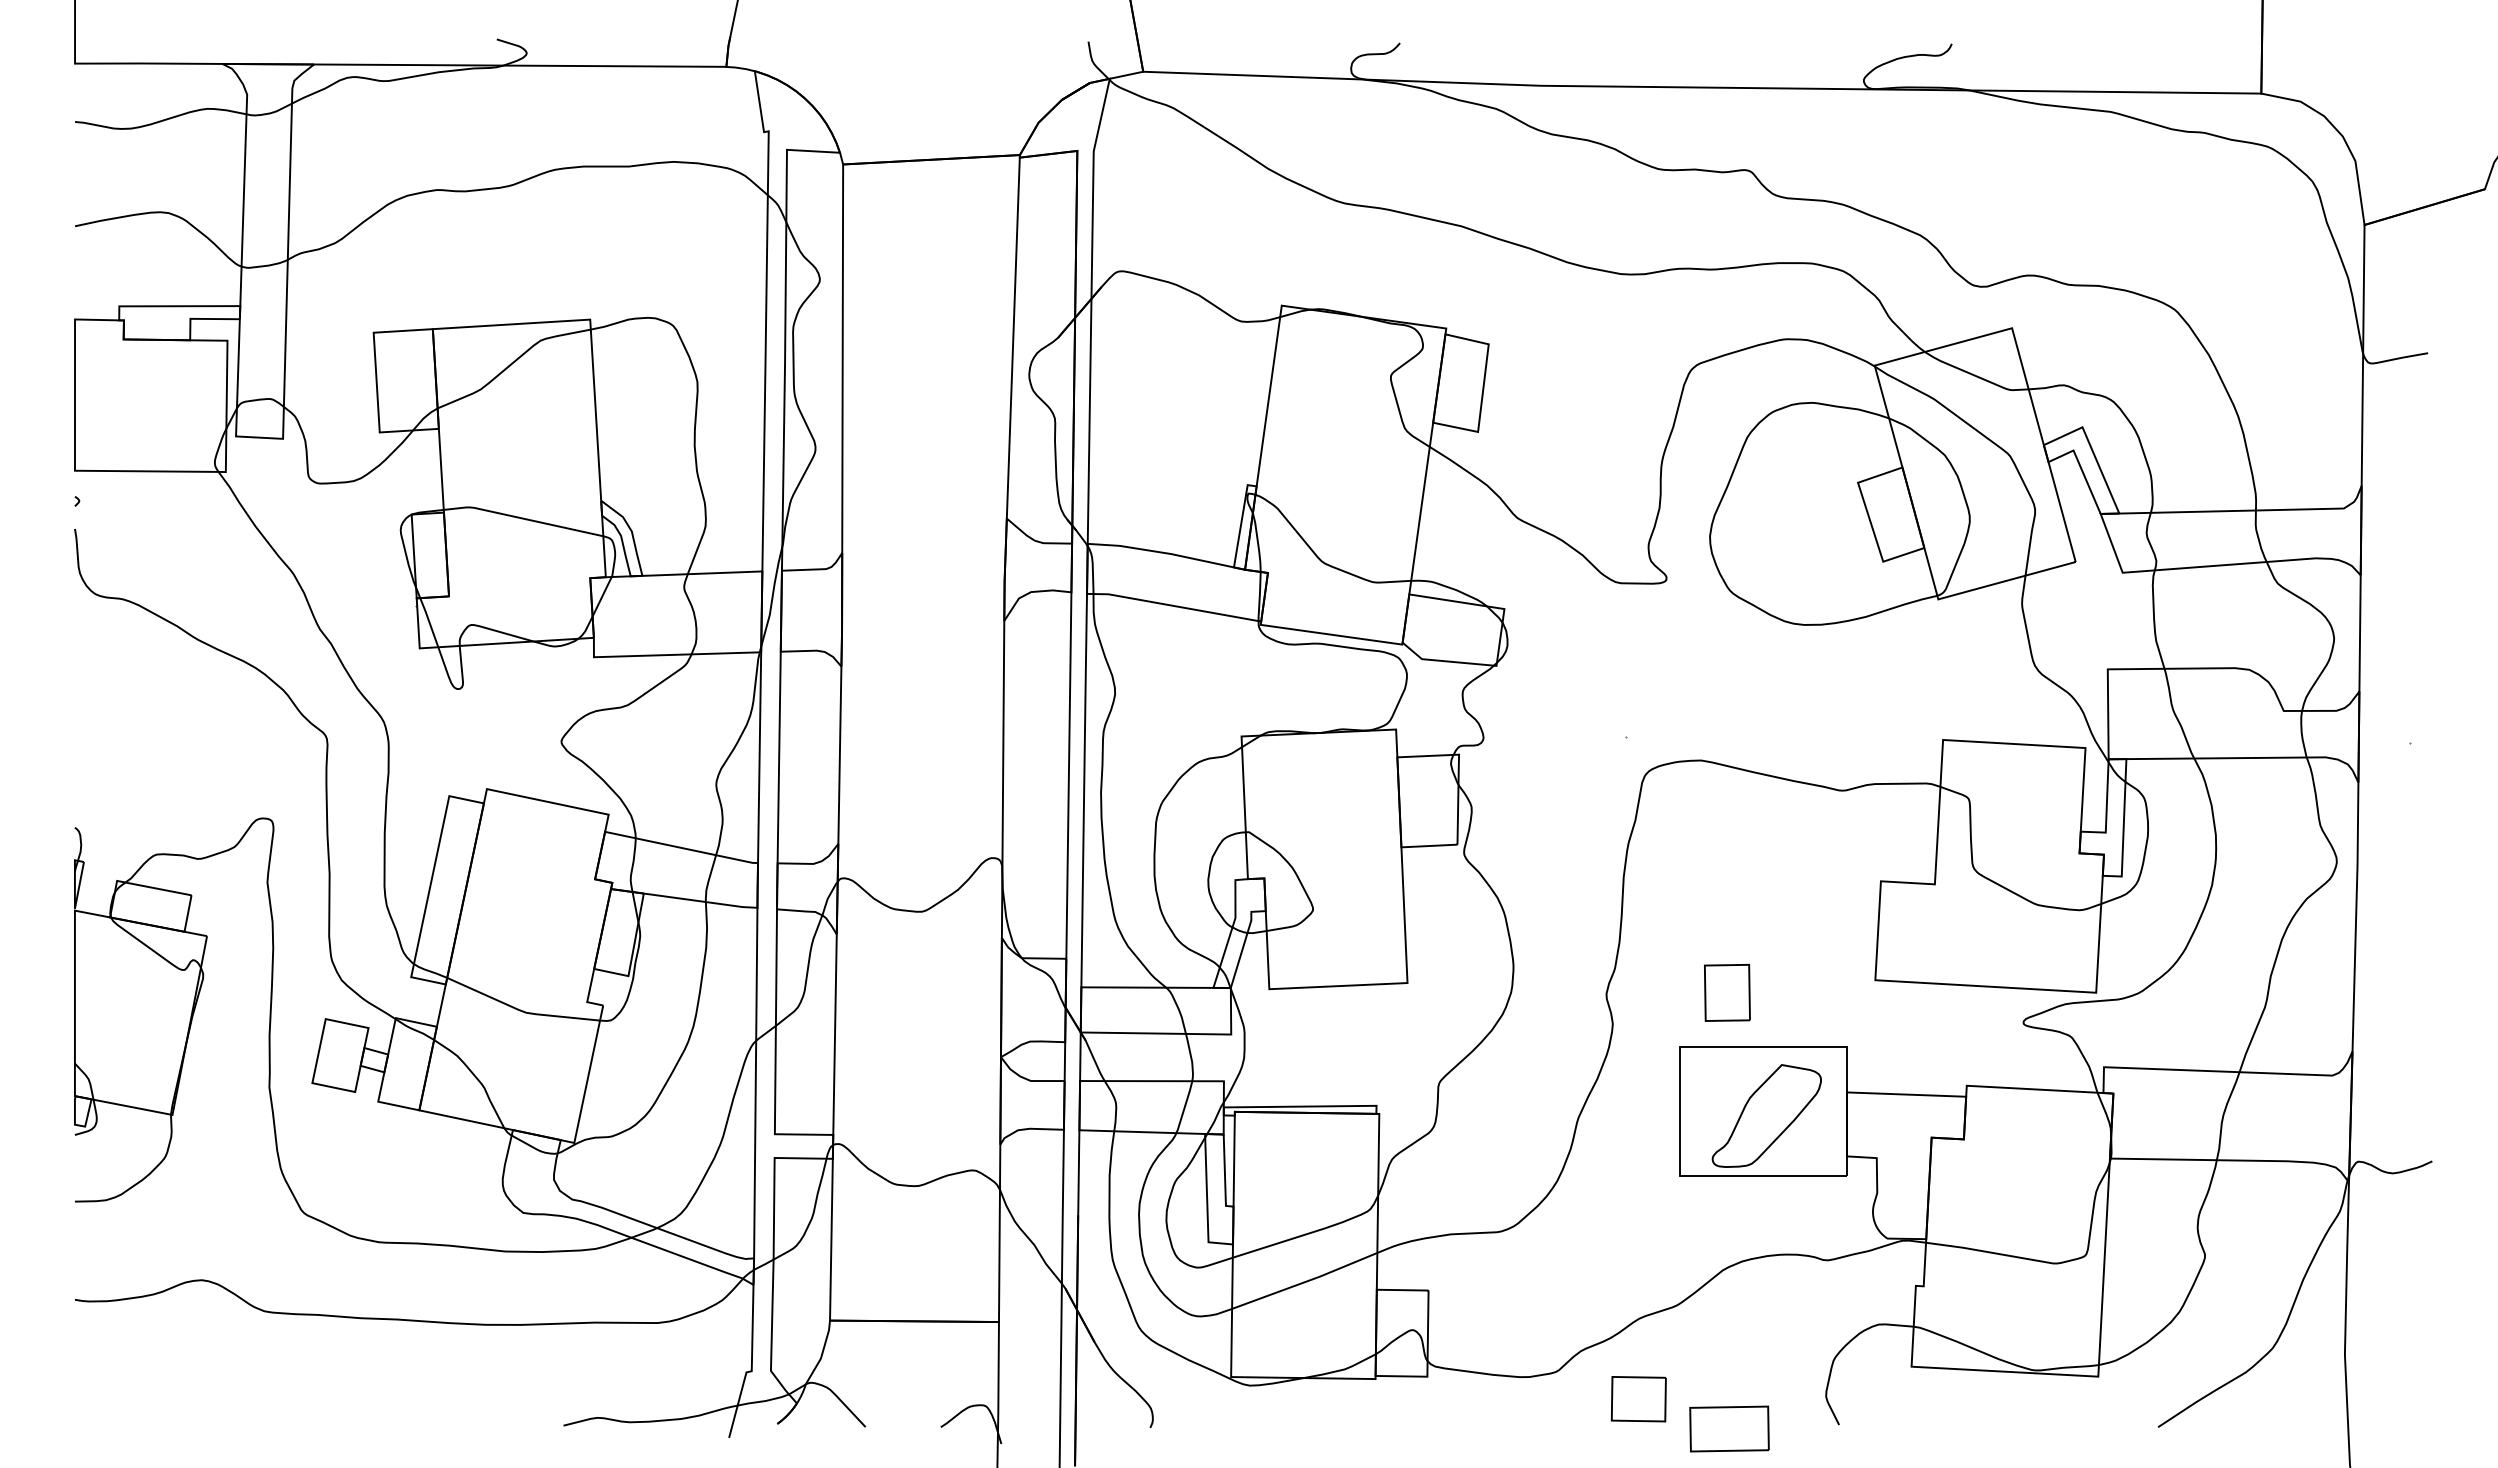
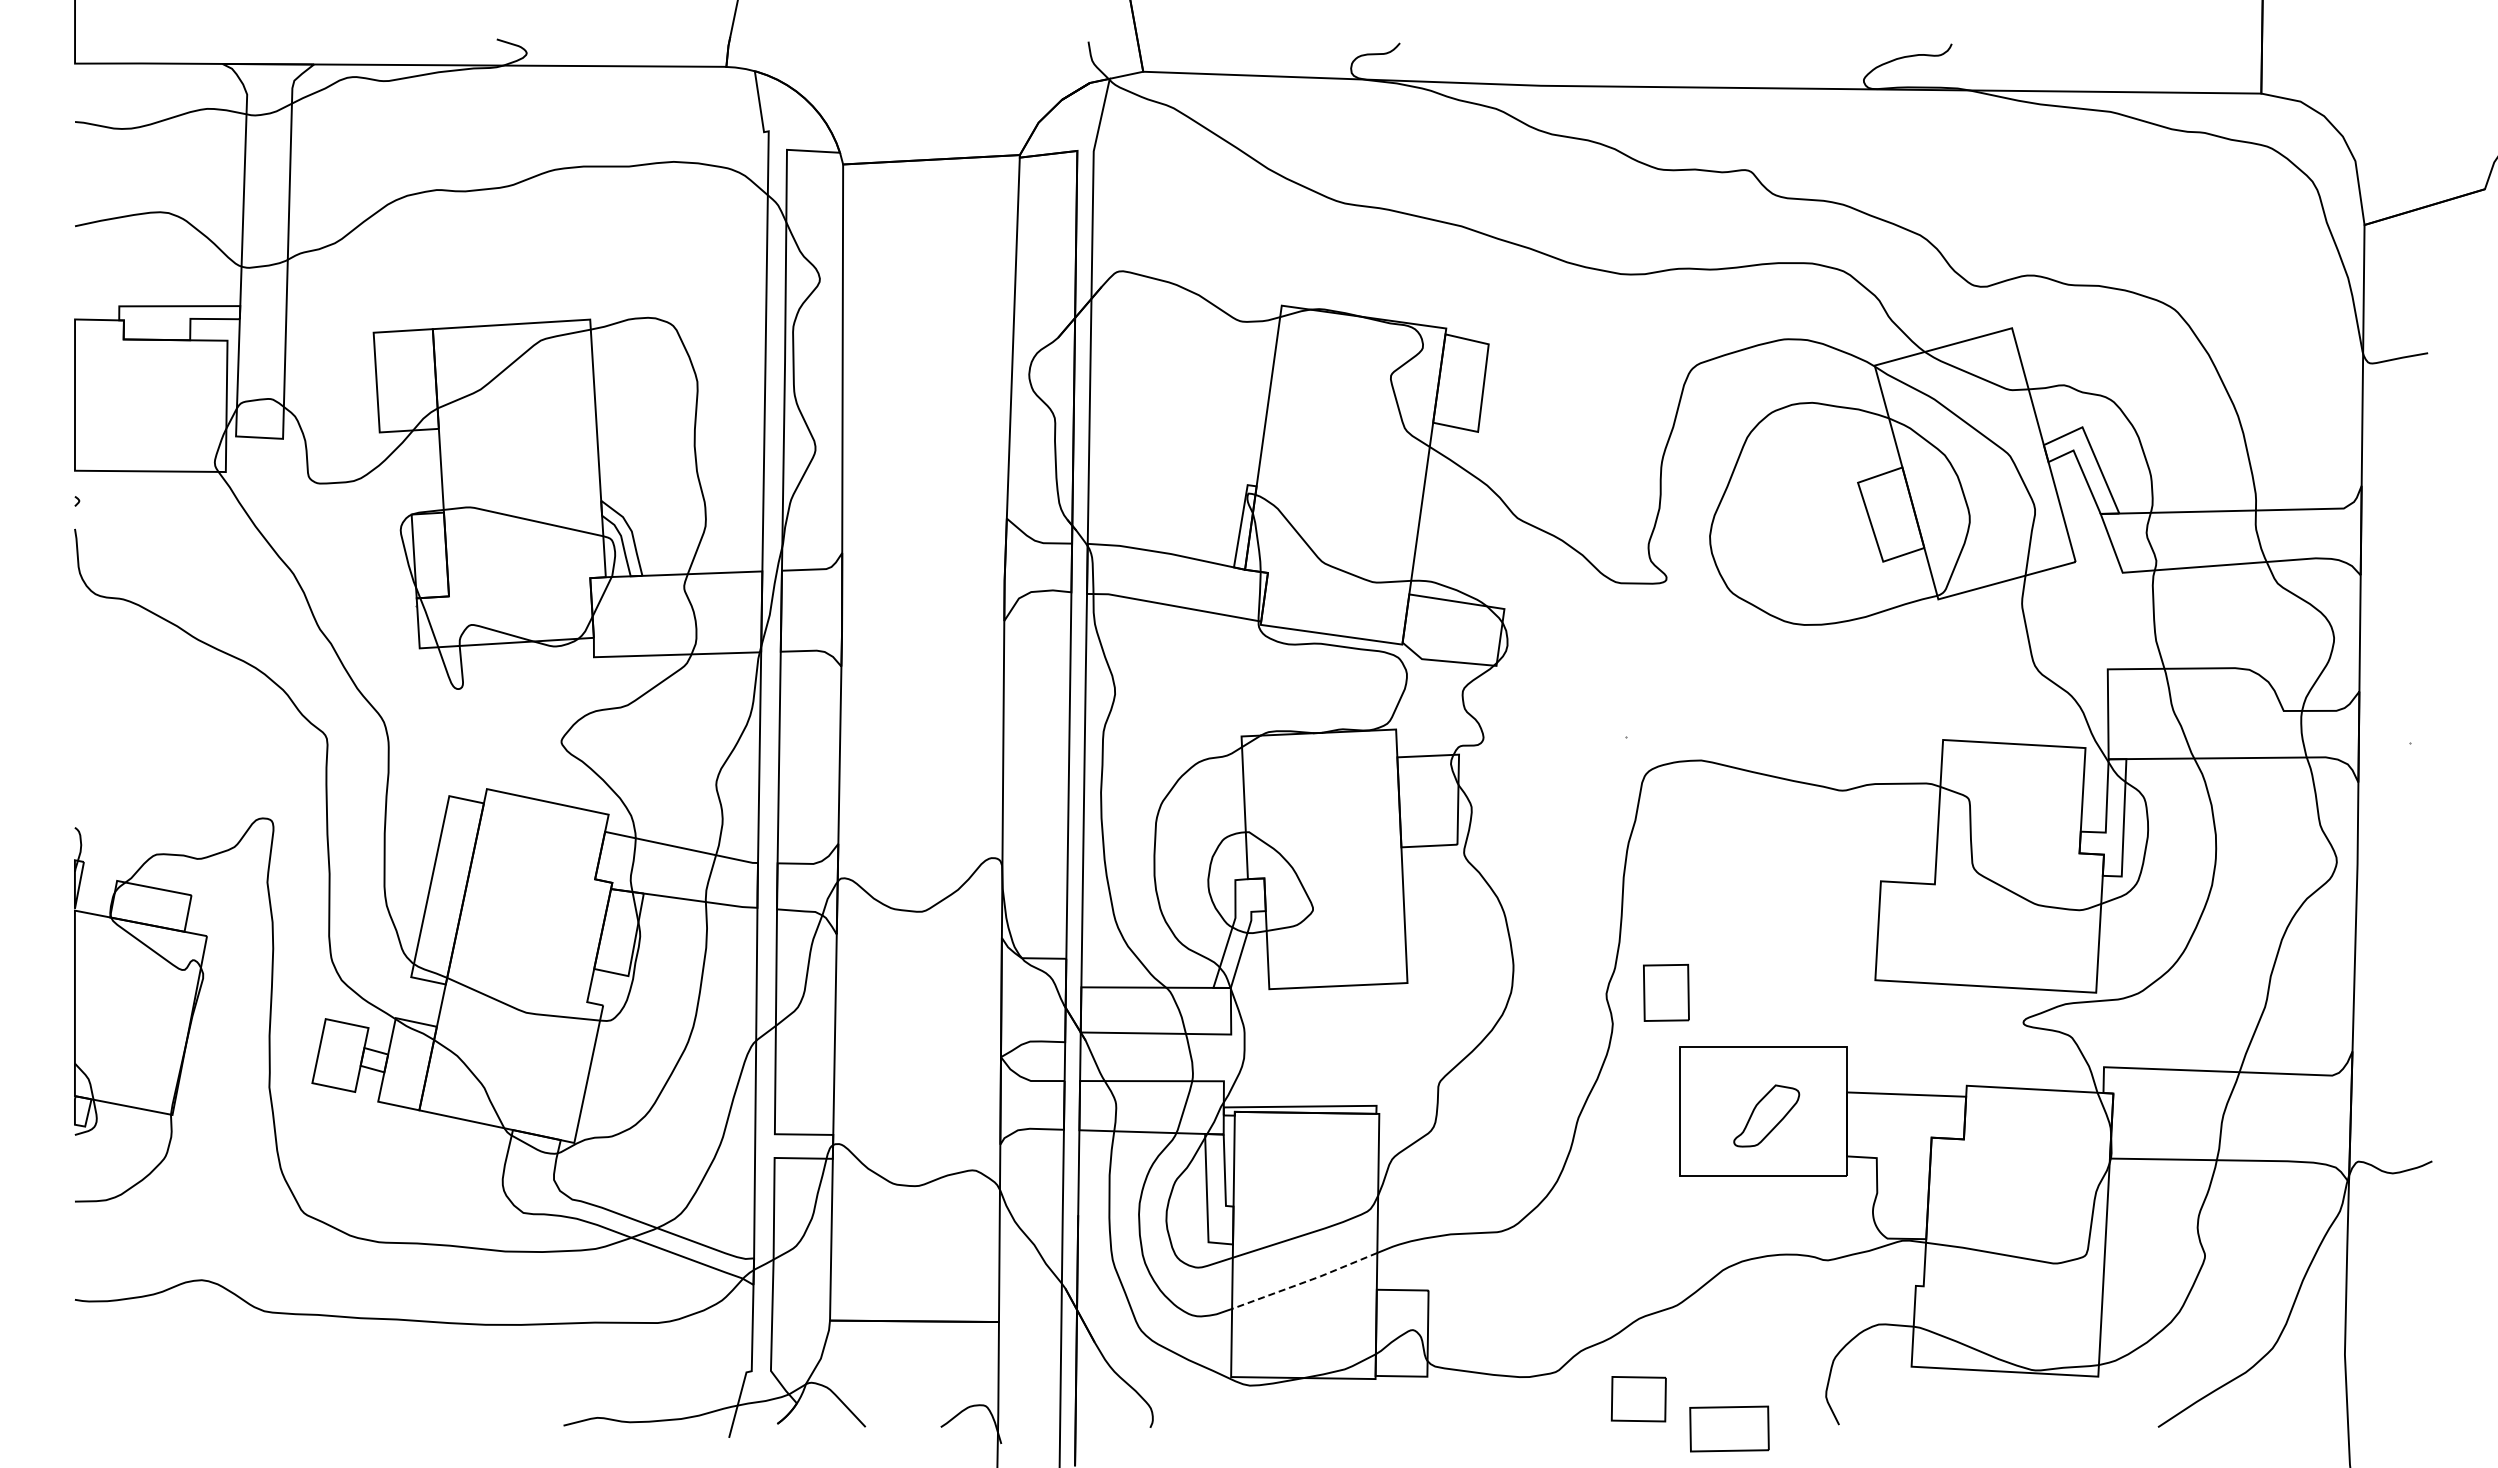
part position: (1727, 992) -> (1666, 992) (1666, 992)
part size: 111x104 px -> 68x64 px (1766, 1115)
line: solid -> dashed (1305, 1282)
